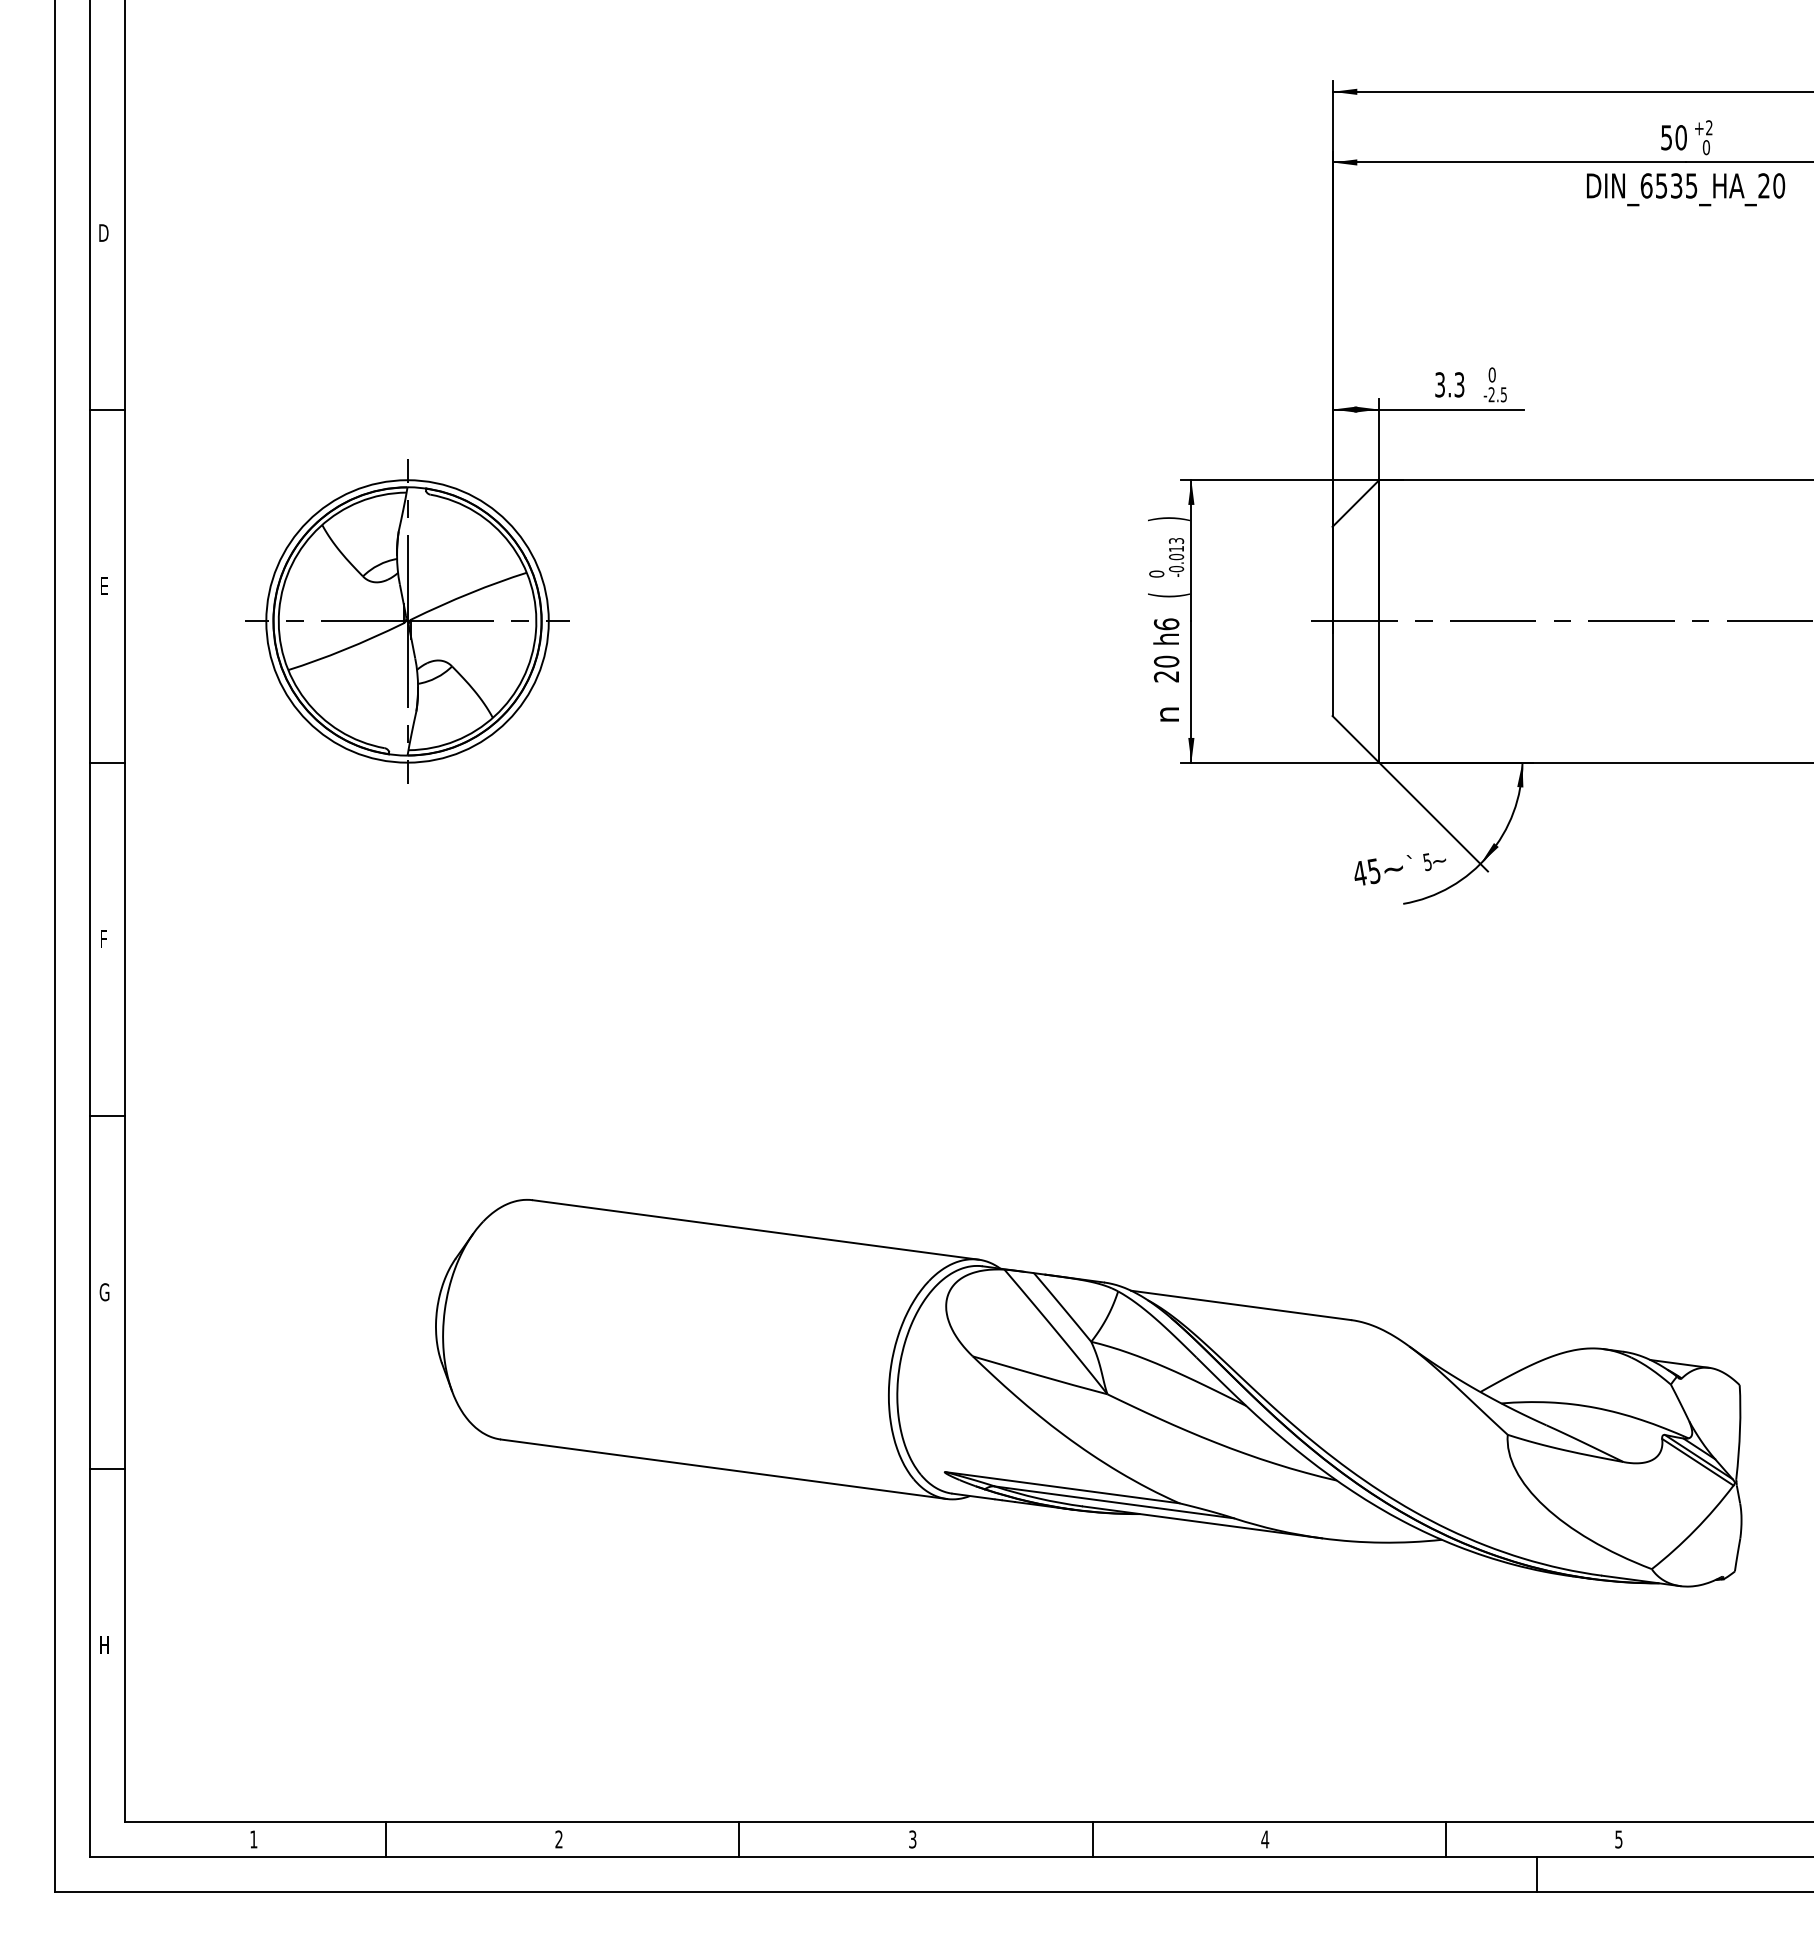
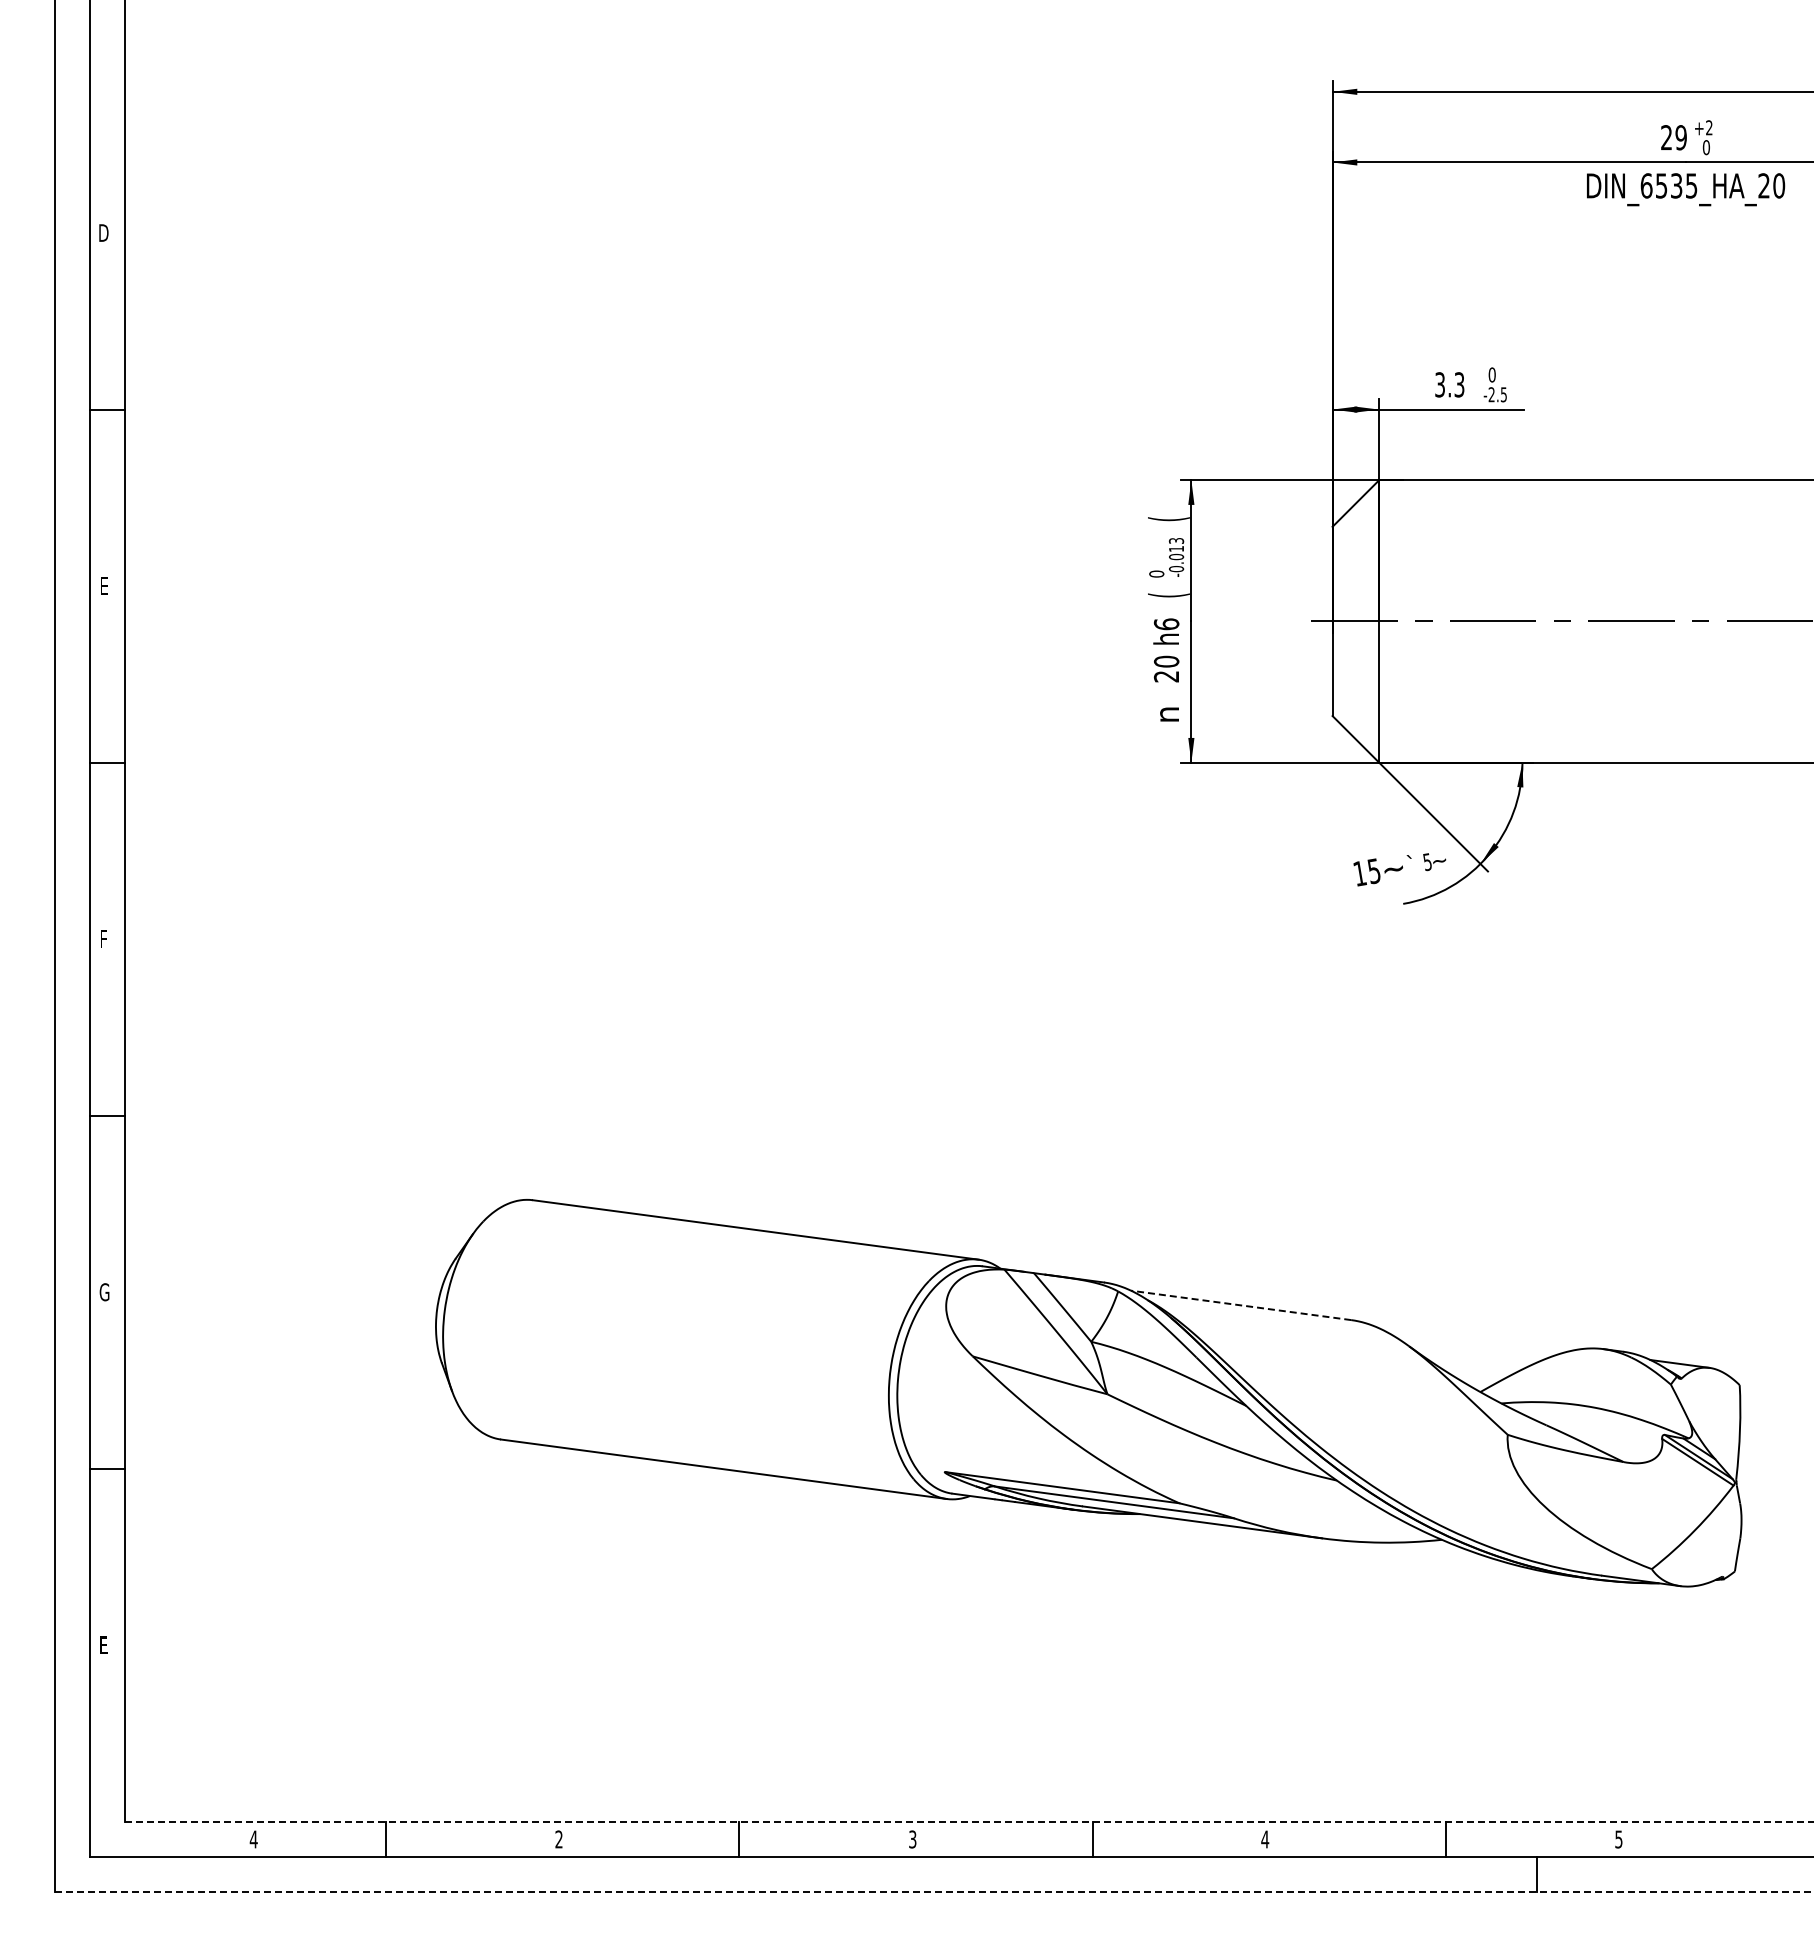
text: 50 -> 29 (1673, 137)
text: ) -> ( (1168, 519)
part: present -> none (407, 621)
text: 45 -> 15 (1359, 873)
line: solid -> dashed (1240, 1305)
text: H -> E (105, 1644)
line: solid -> dashed (969, 1821)
text: 1 -> 4 (253, 1839)
line: solid -> dashed (934, 1892)
